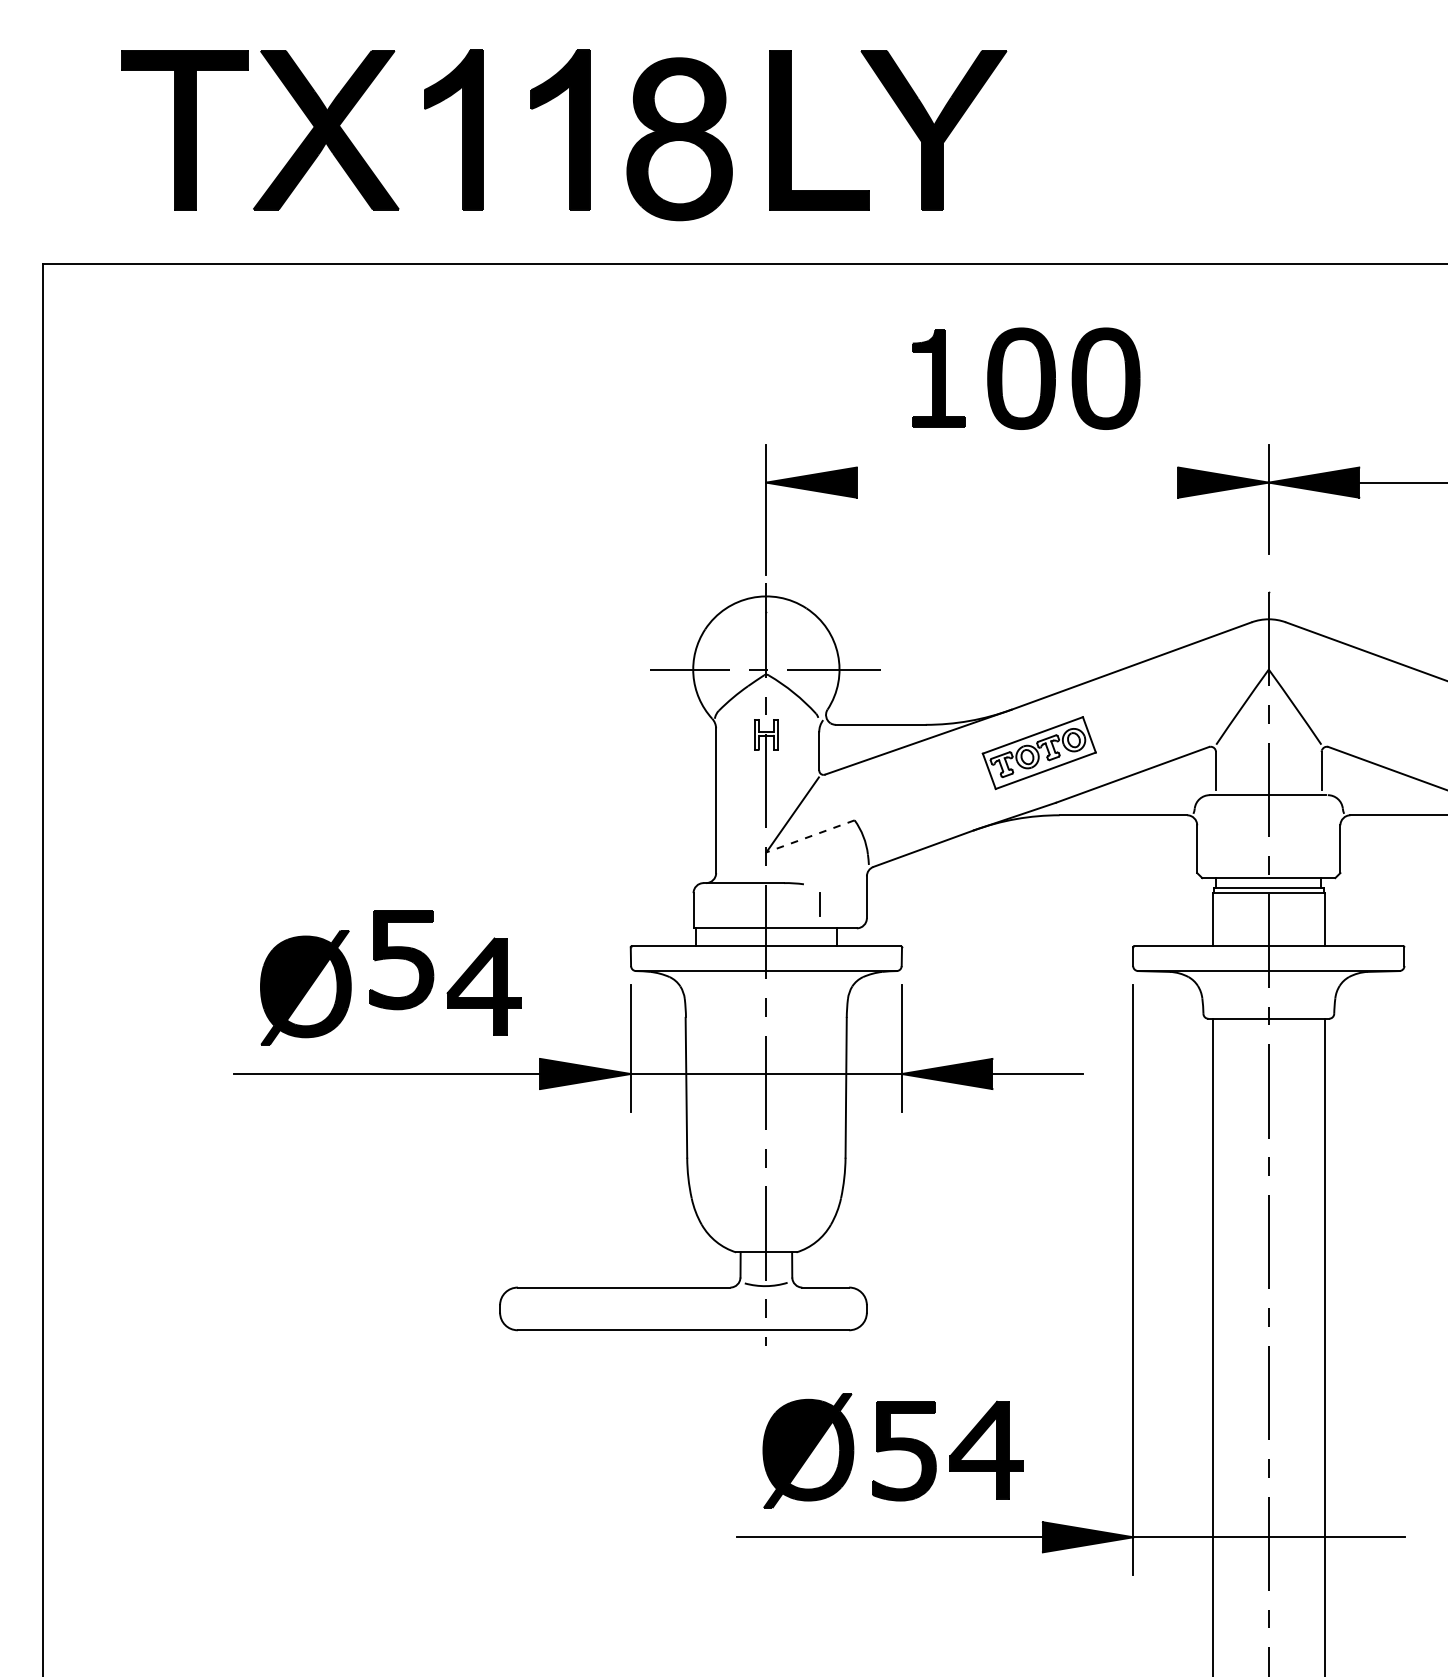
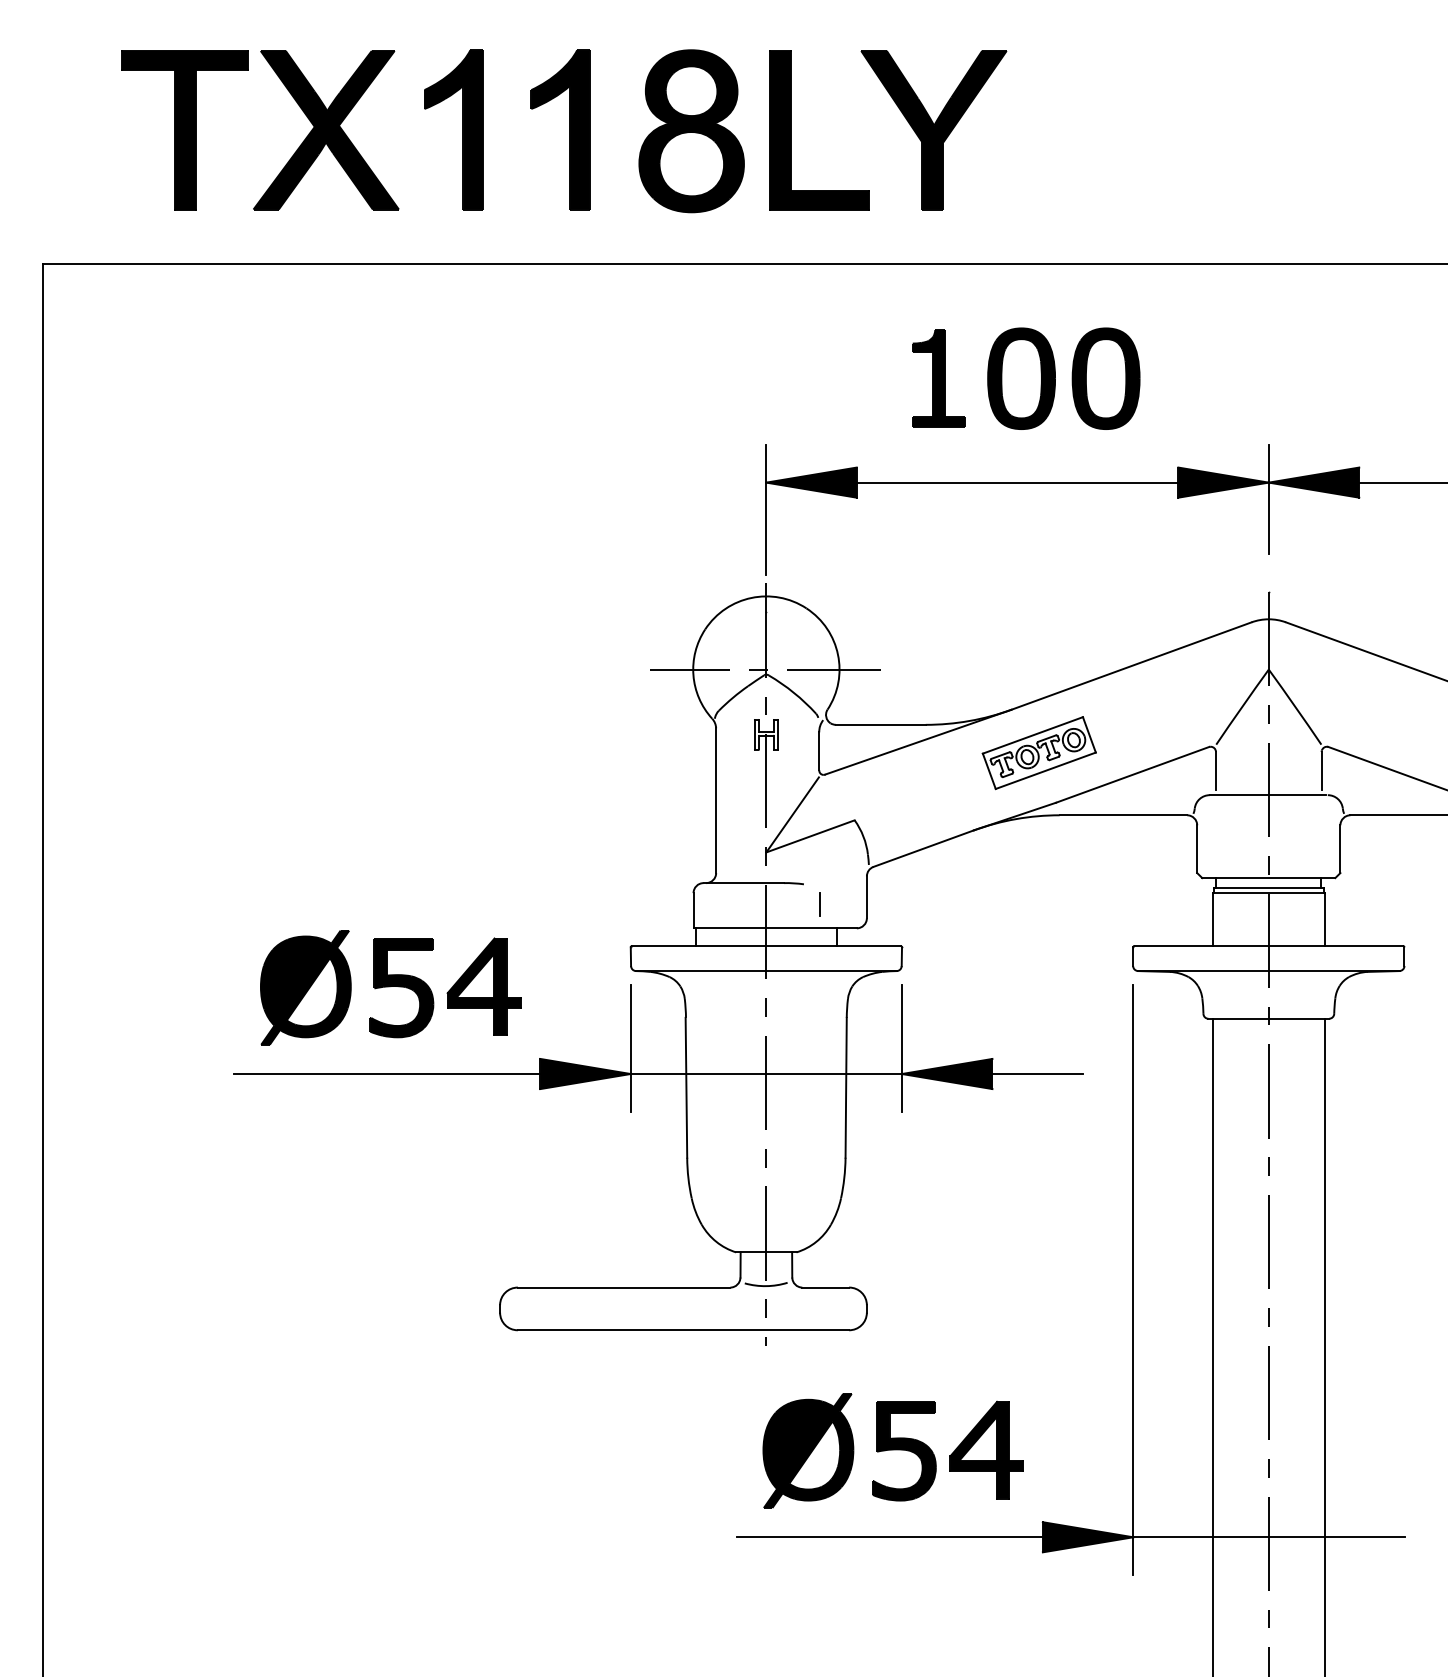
part position: (679, 139) -> (691, 131) (691, 131)
line: none -> present (1017, 482)
line: dashed -> solid (810, 836)
part position: (401, 960) -> (401, 988) (401, 988)
